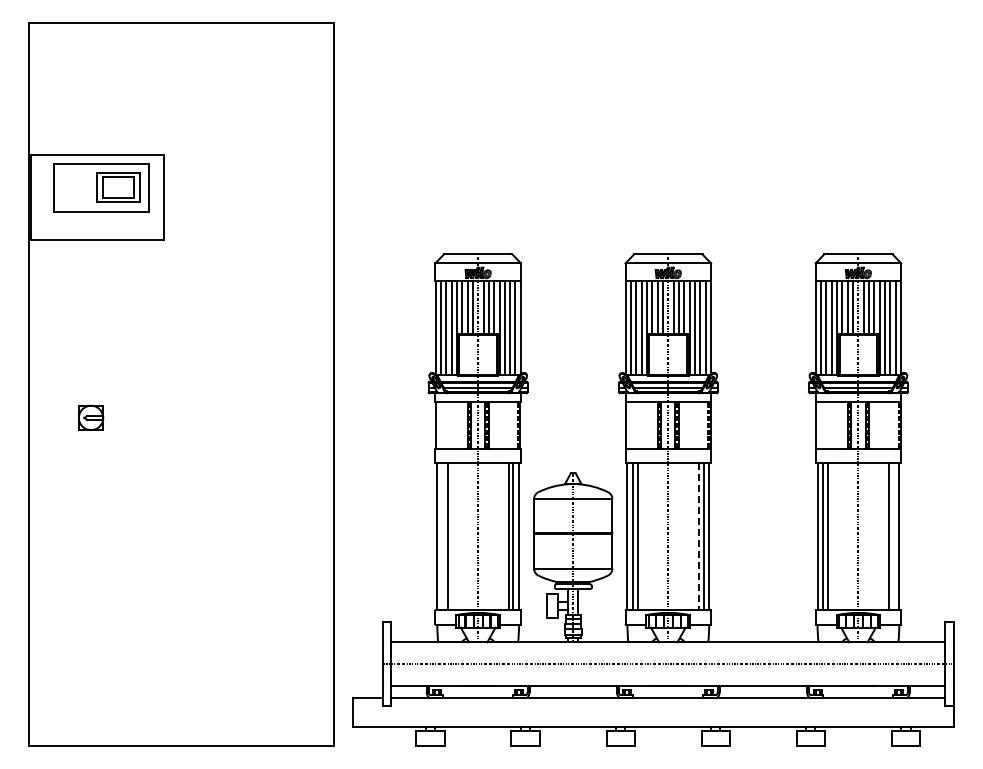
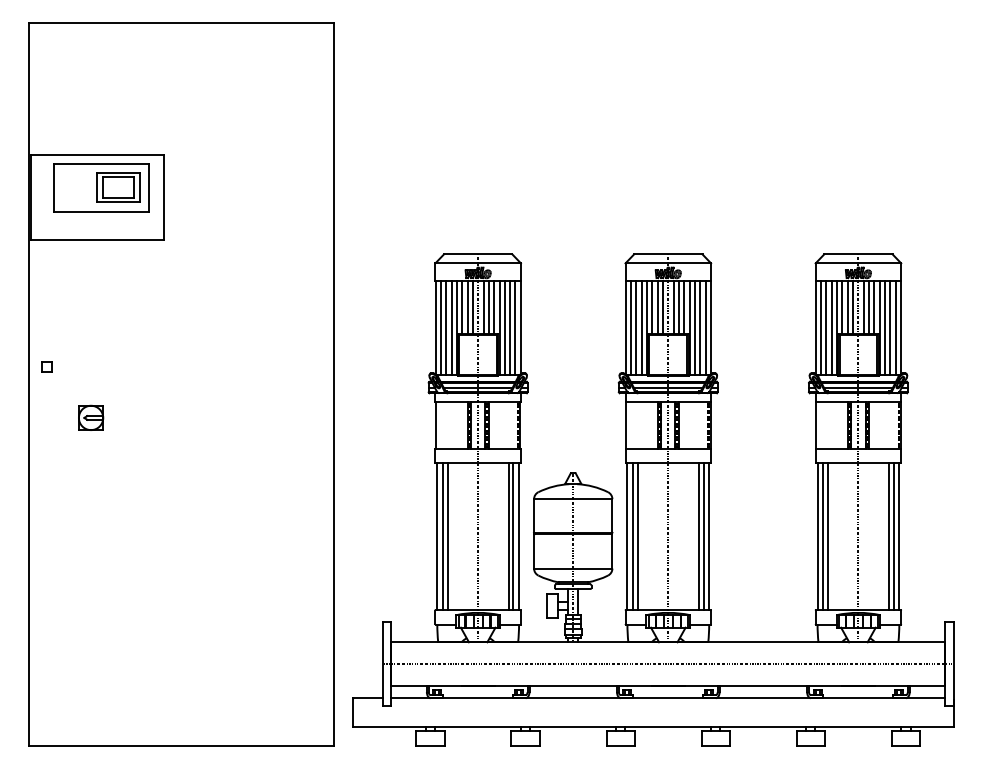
part: none -> present (46, 366)
line: none -> present (442, 536)
line: none -> present (893, 536)
line: dashed -> solid (698, 537)
